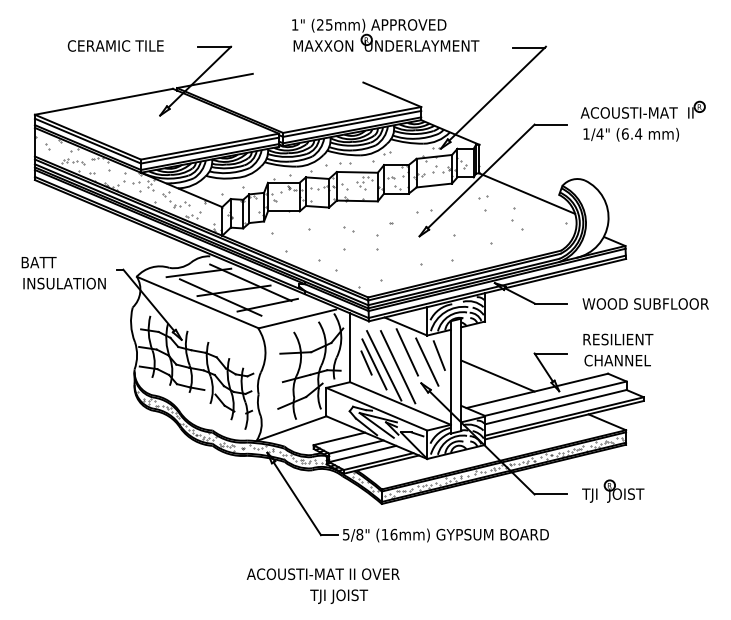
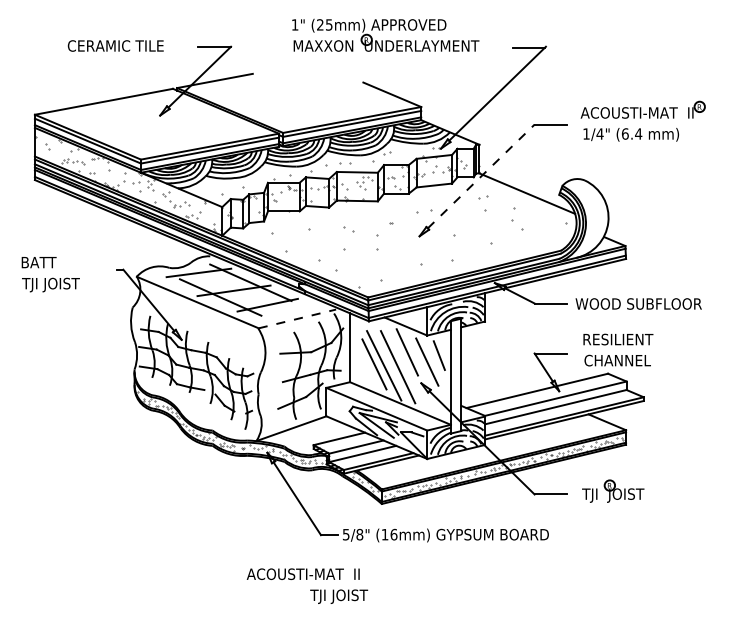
line: solid -> dashed (481, 176)
text: INSULATION -> TJI JOIST (63, 284)
text position: (645, 303) -> (638, 303) (638, 303)
line: solid -> dashed (297, 318)
line: present -> none (366, 362)
line: present -> none (497, 375)
text: ACOUSTI-MAT II OVER -> ACOUSTI-MAT  II (374, 574)
